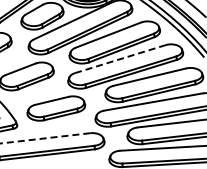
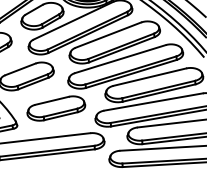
line: dashed -> solid (120, 59)
line: dashed -> solid (44, 138)
